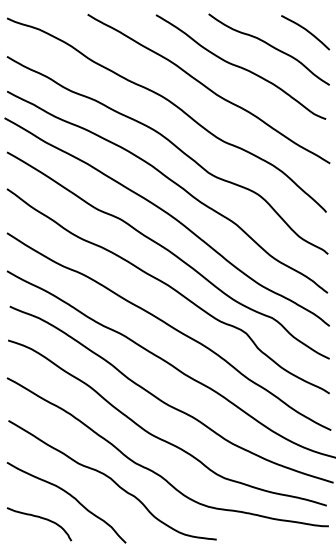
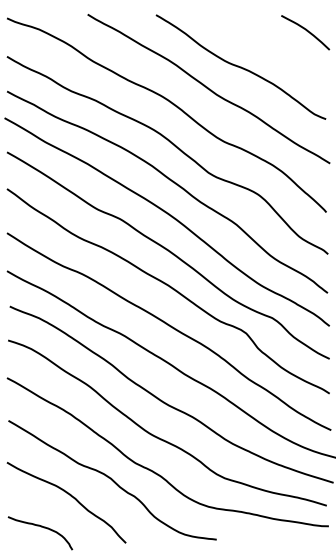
curve: present -> none (269, 46)
curve position: (40, 518) -> (41, 527) (41, 527)
